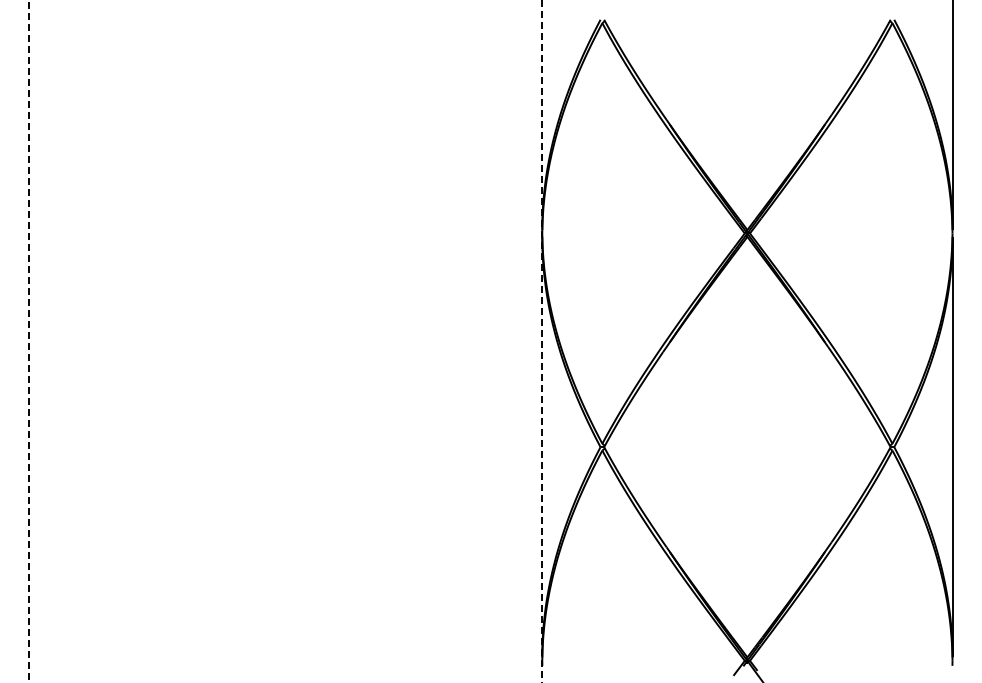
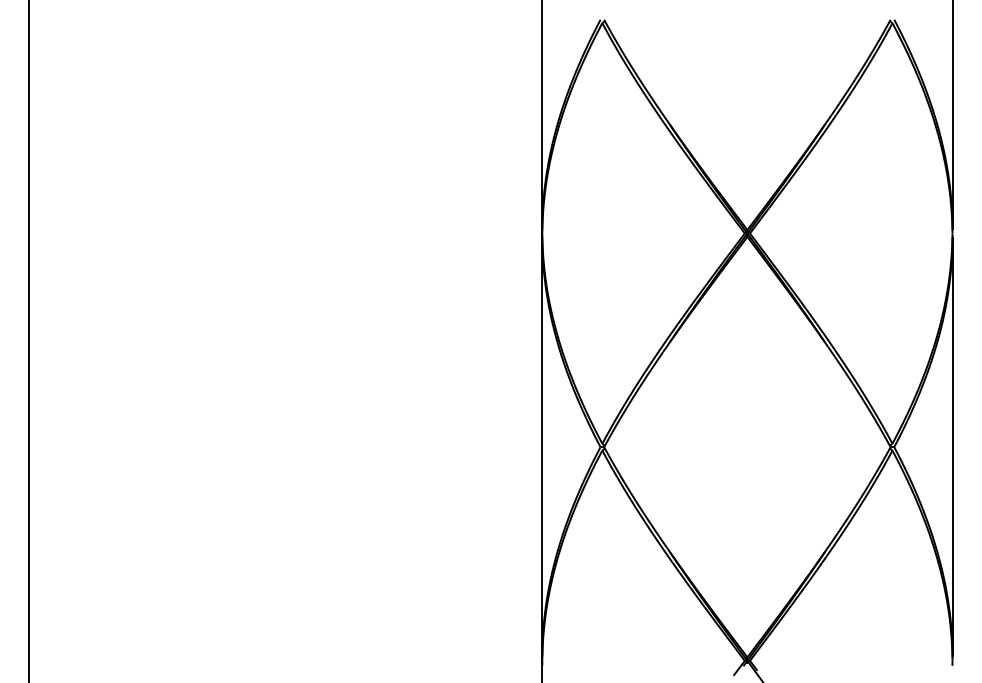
line: dashed -> solid (29, 341)
line: dashed -> solid (542, 341)
